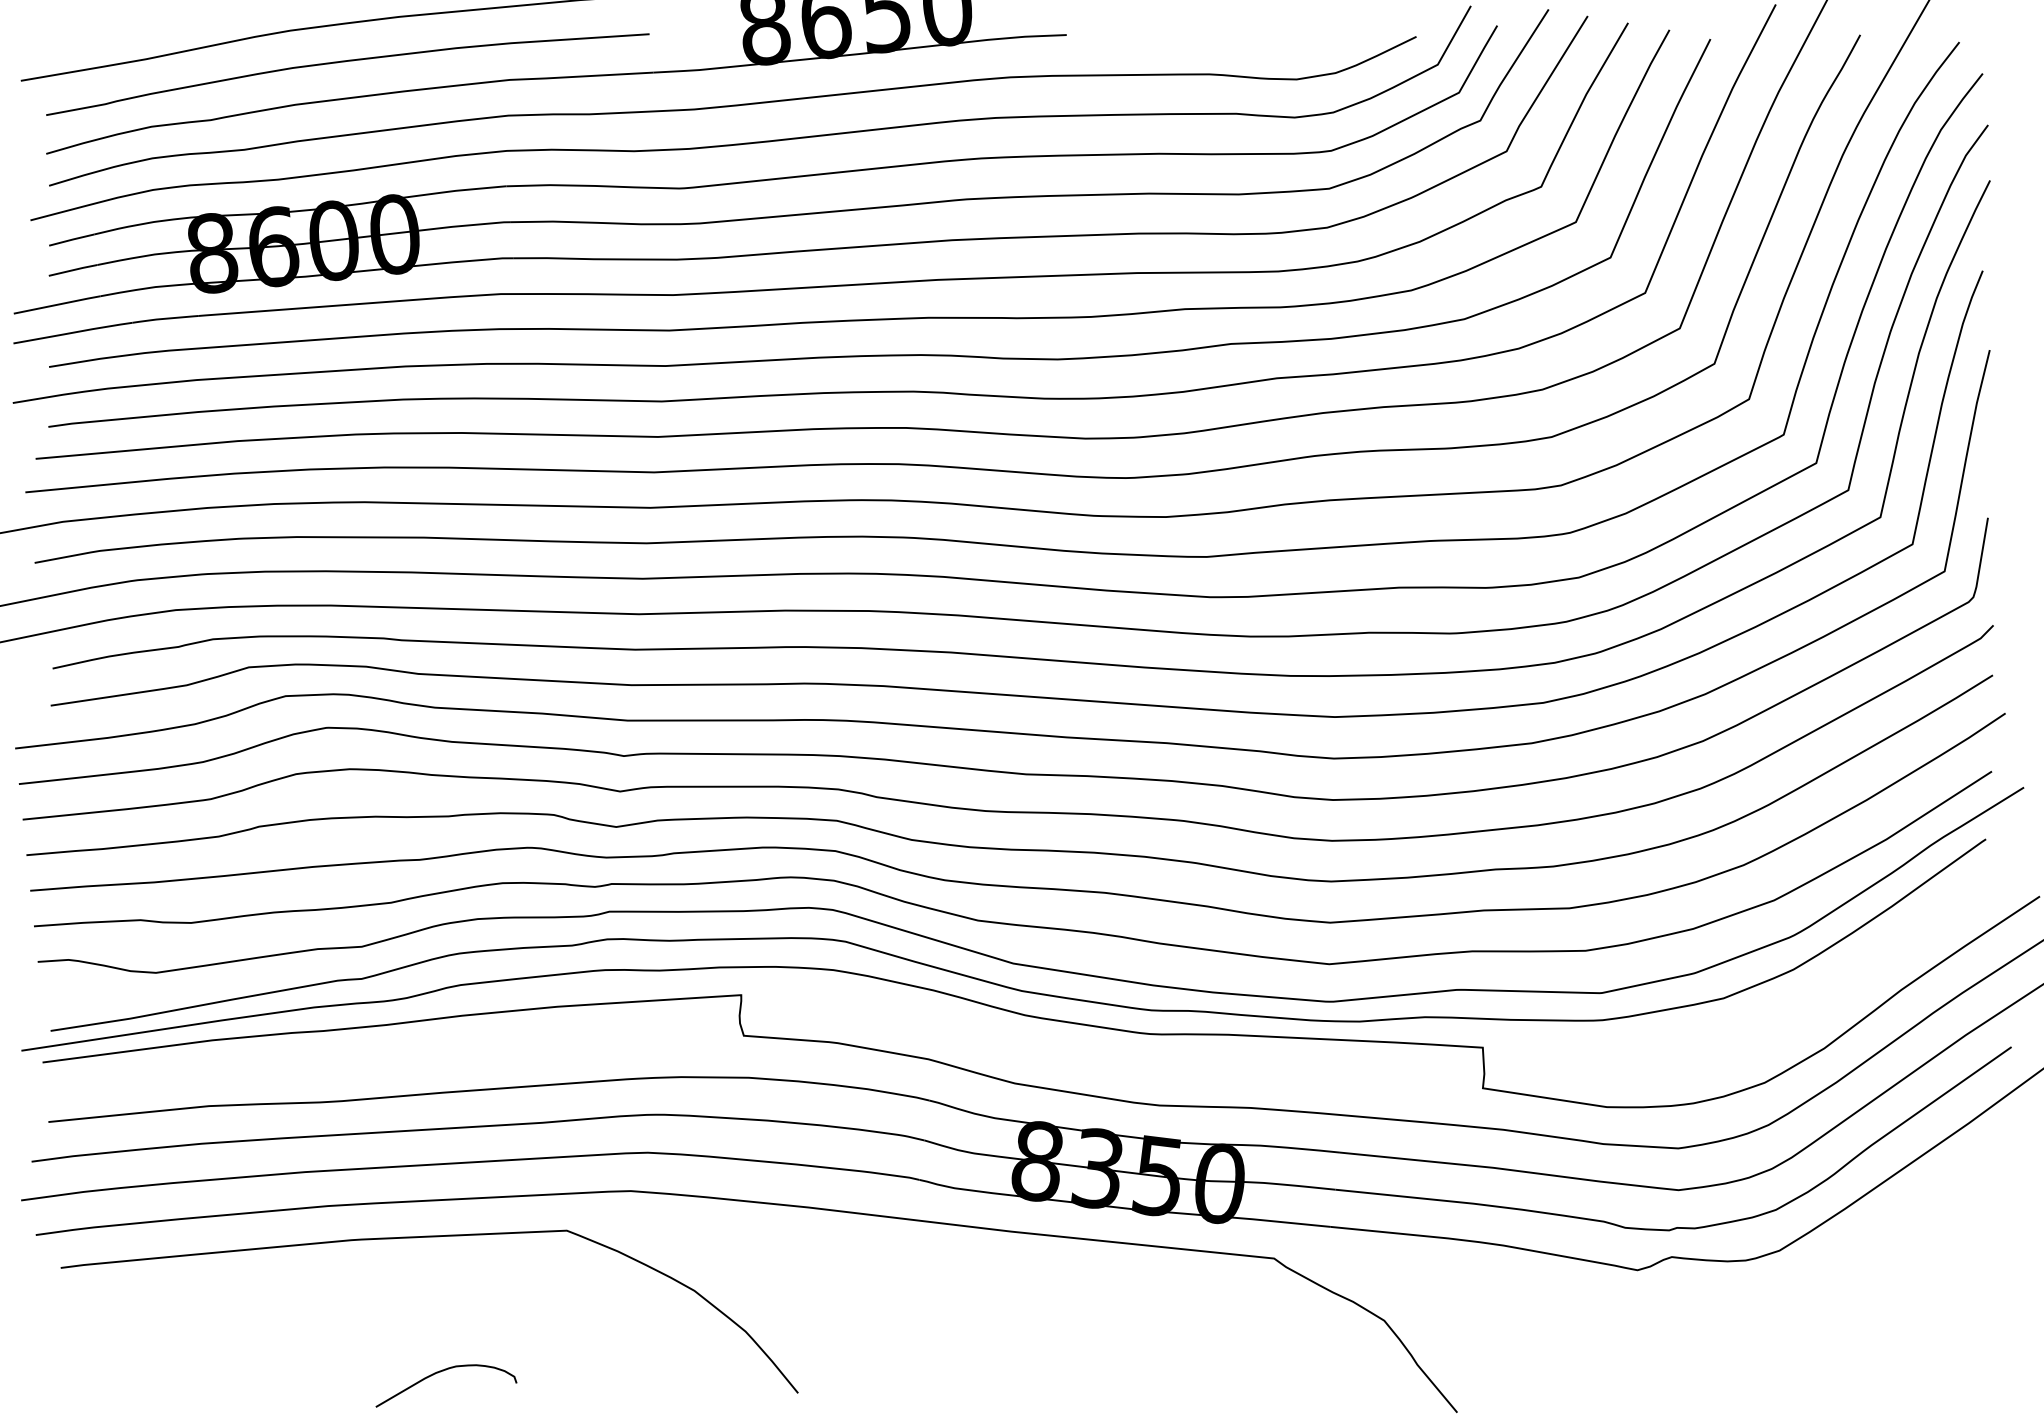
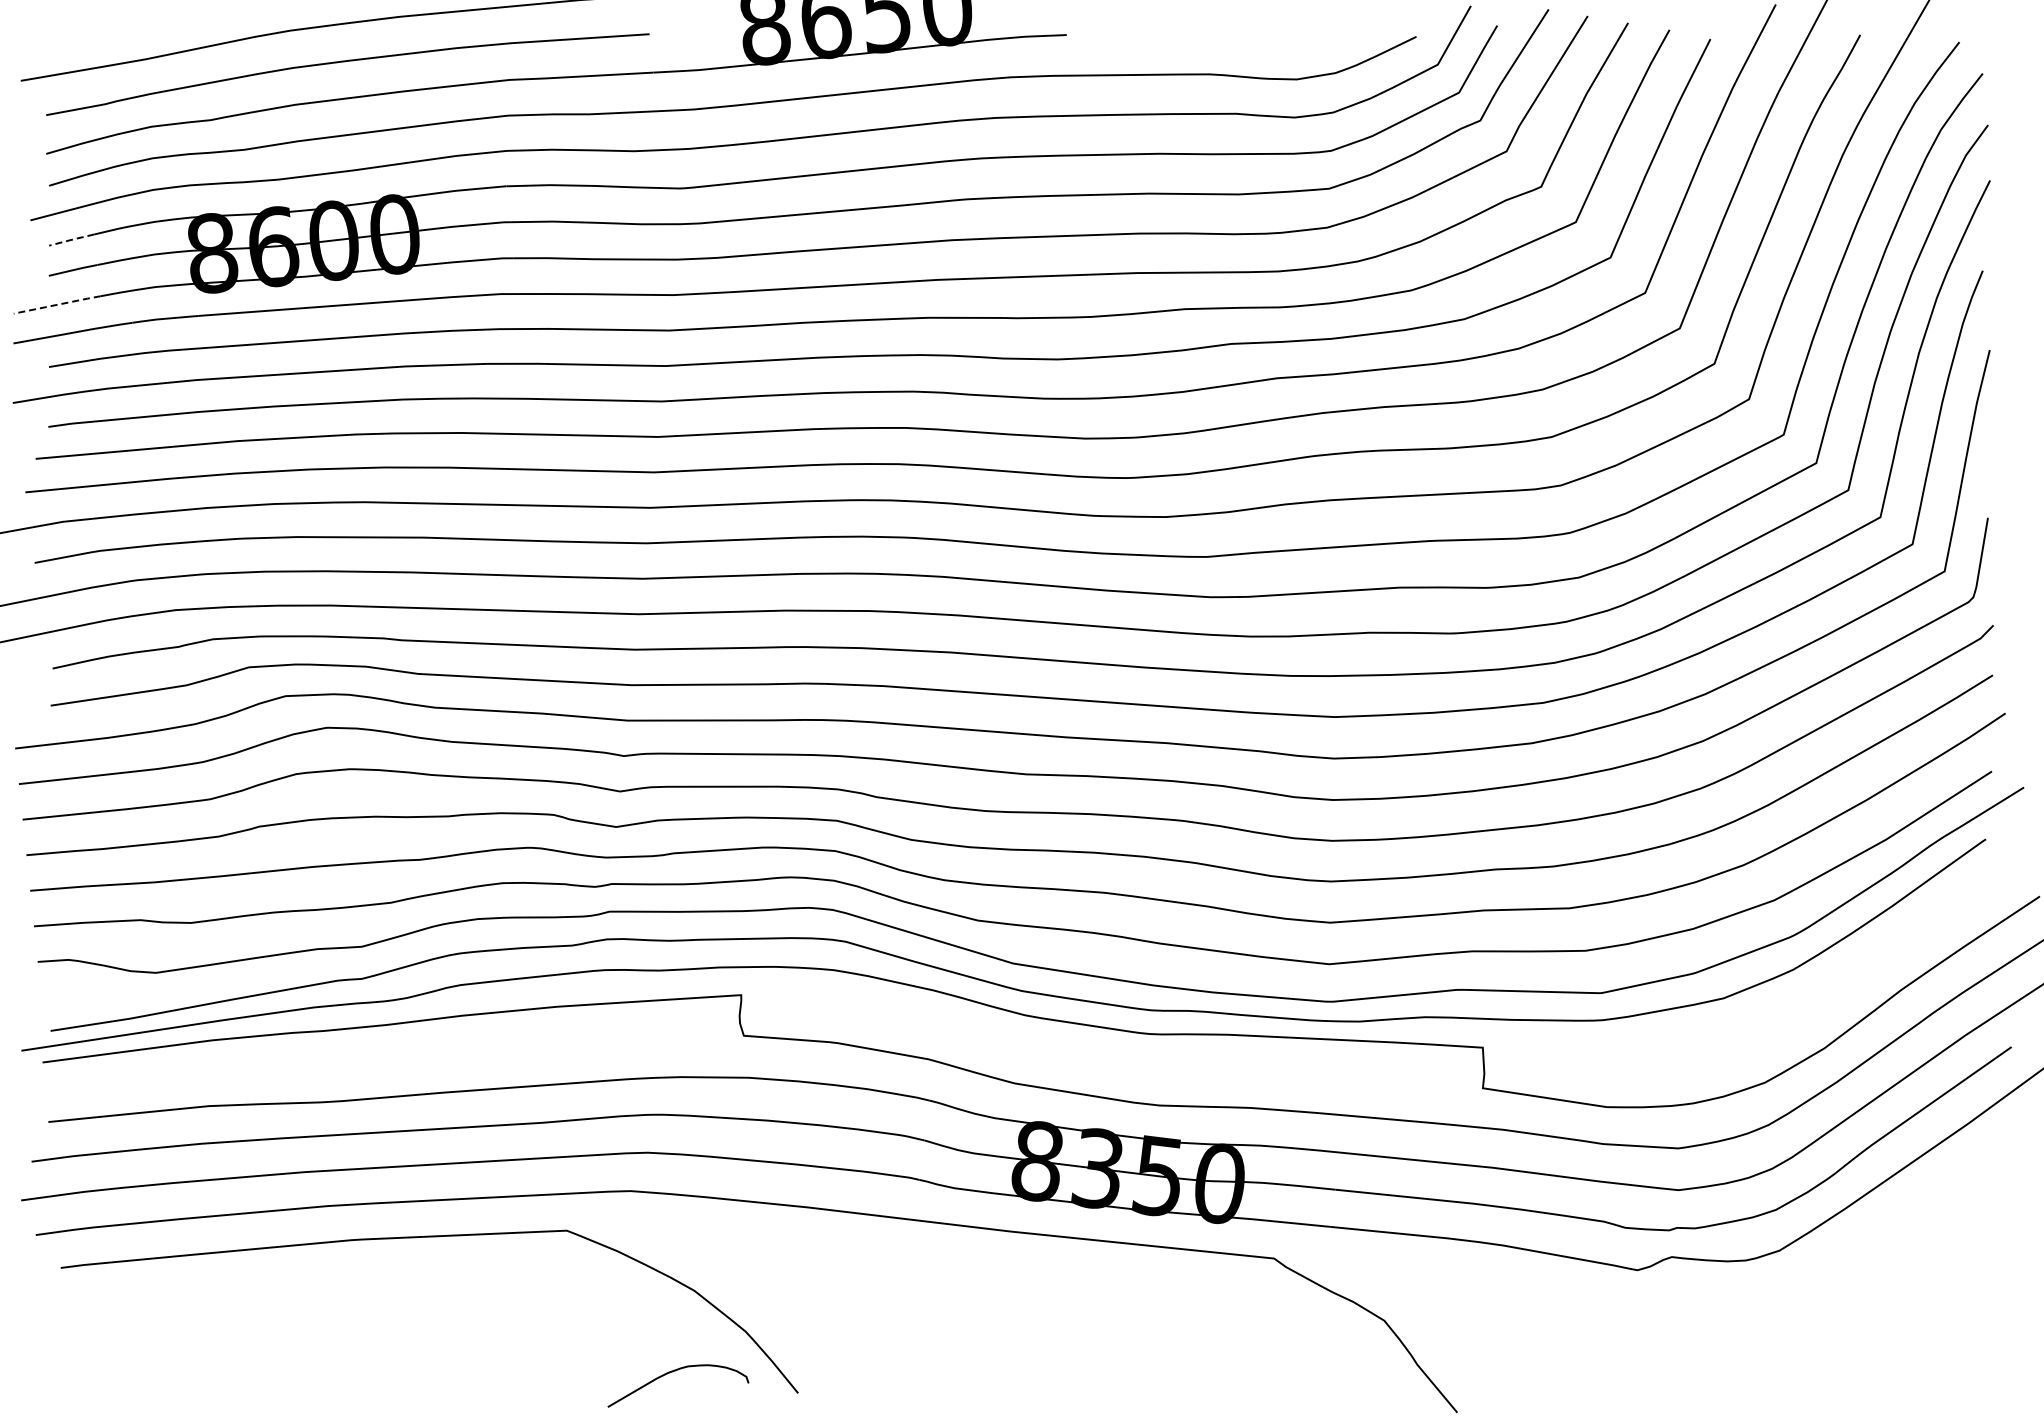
line: solid -> dashed (72, 239)
line: solid -> dashed (57, 304)
curve position: (443, 1371) -> (675, 1371) (675, 1371)
